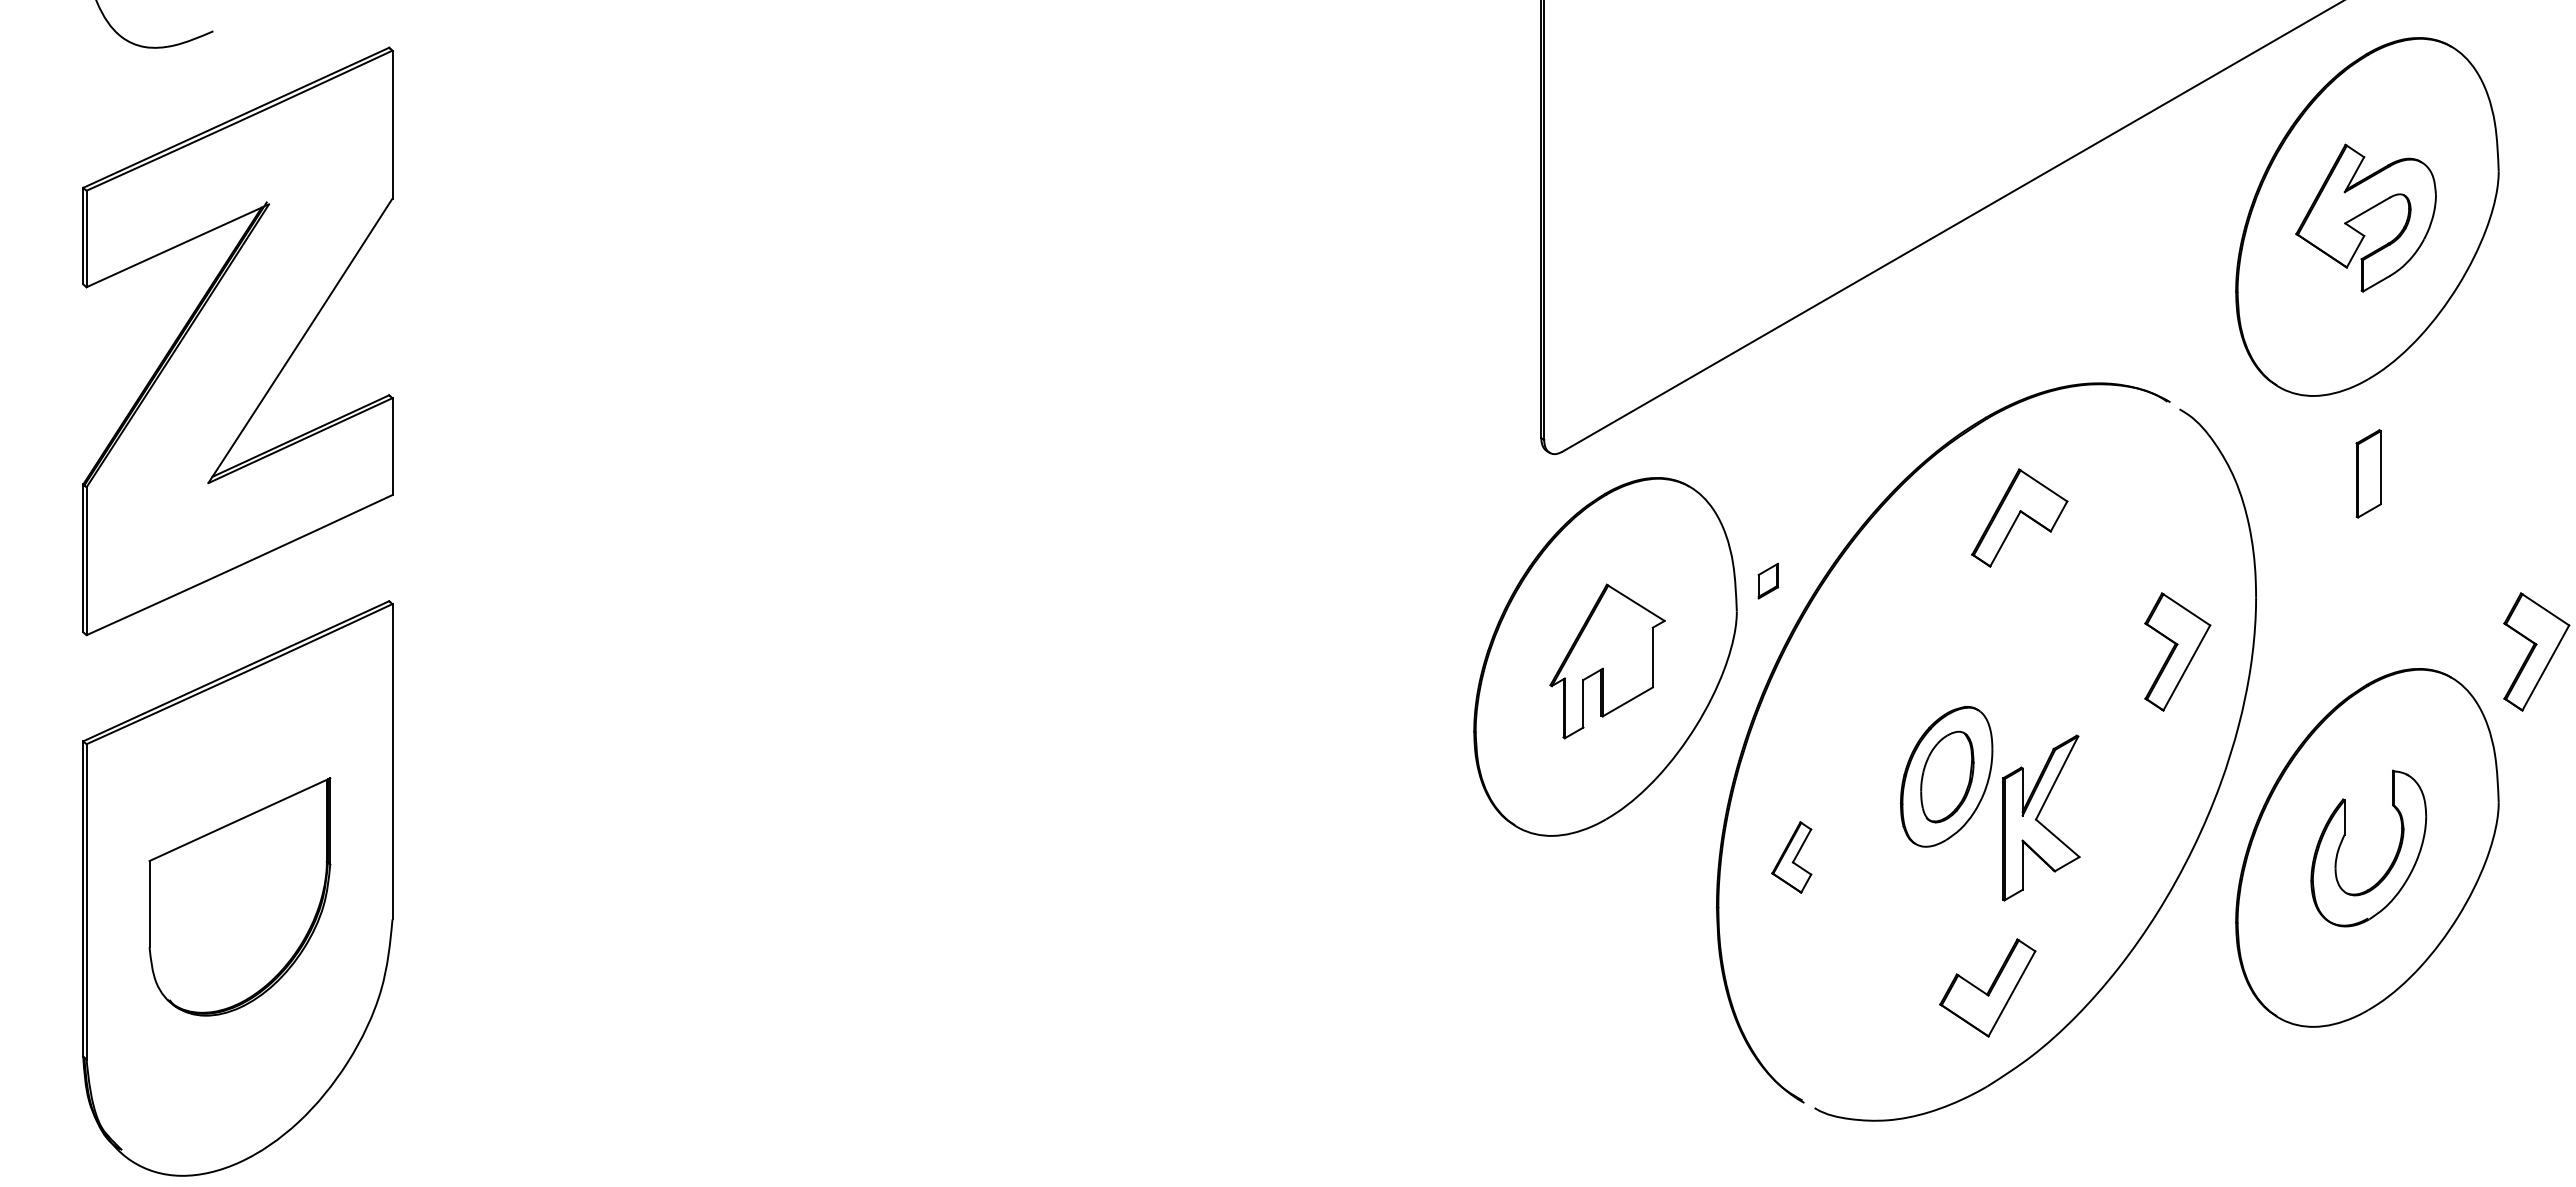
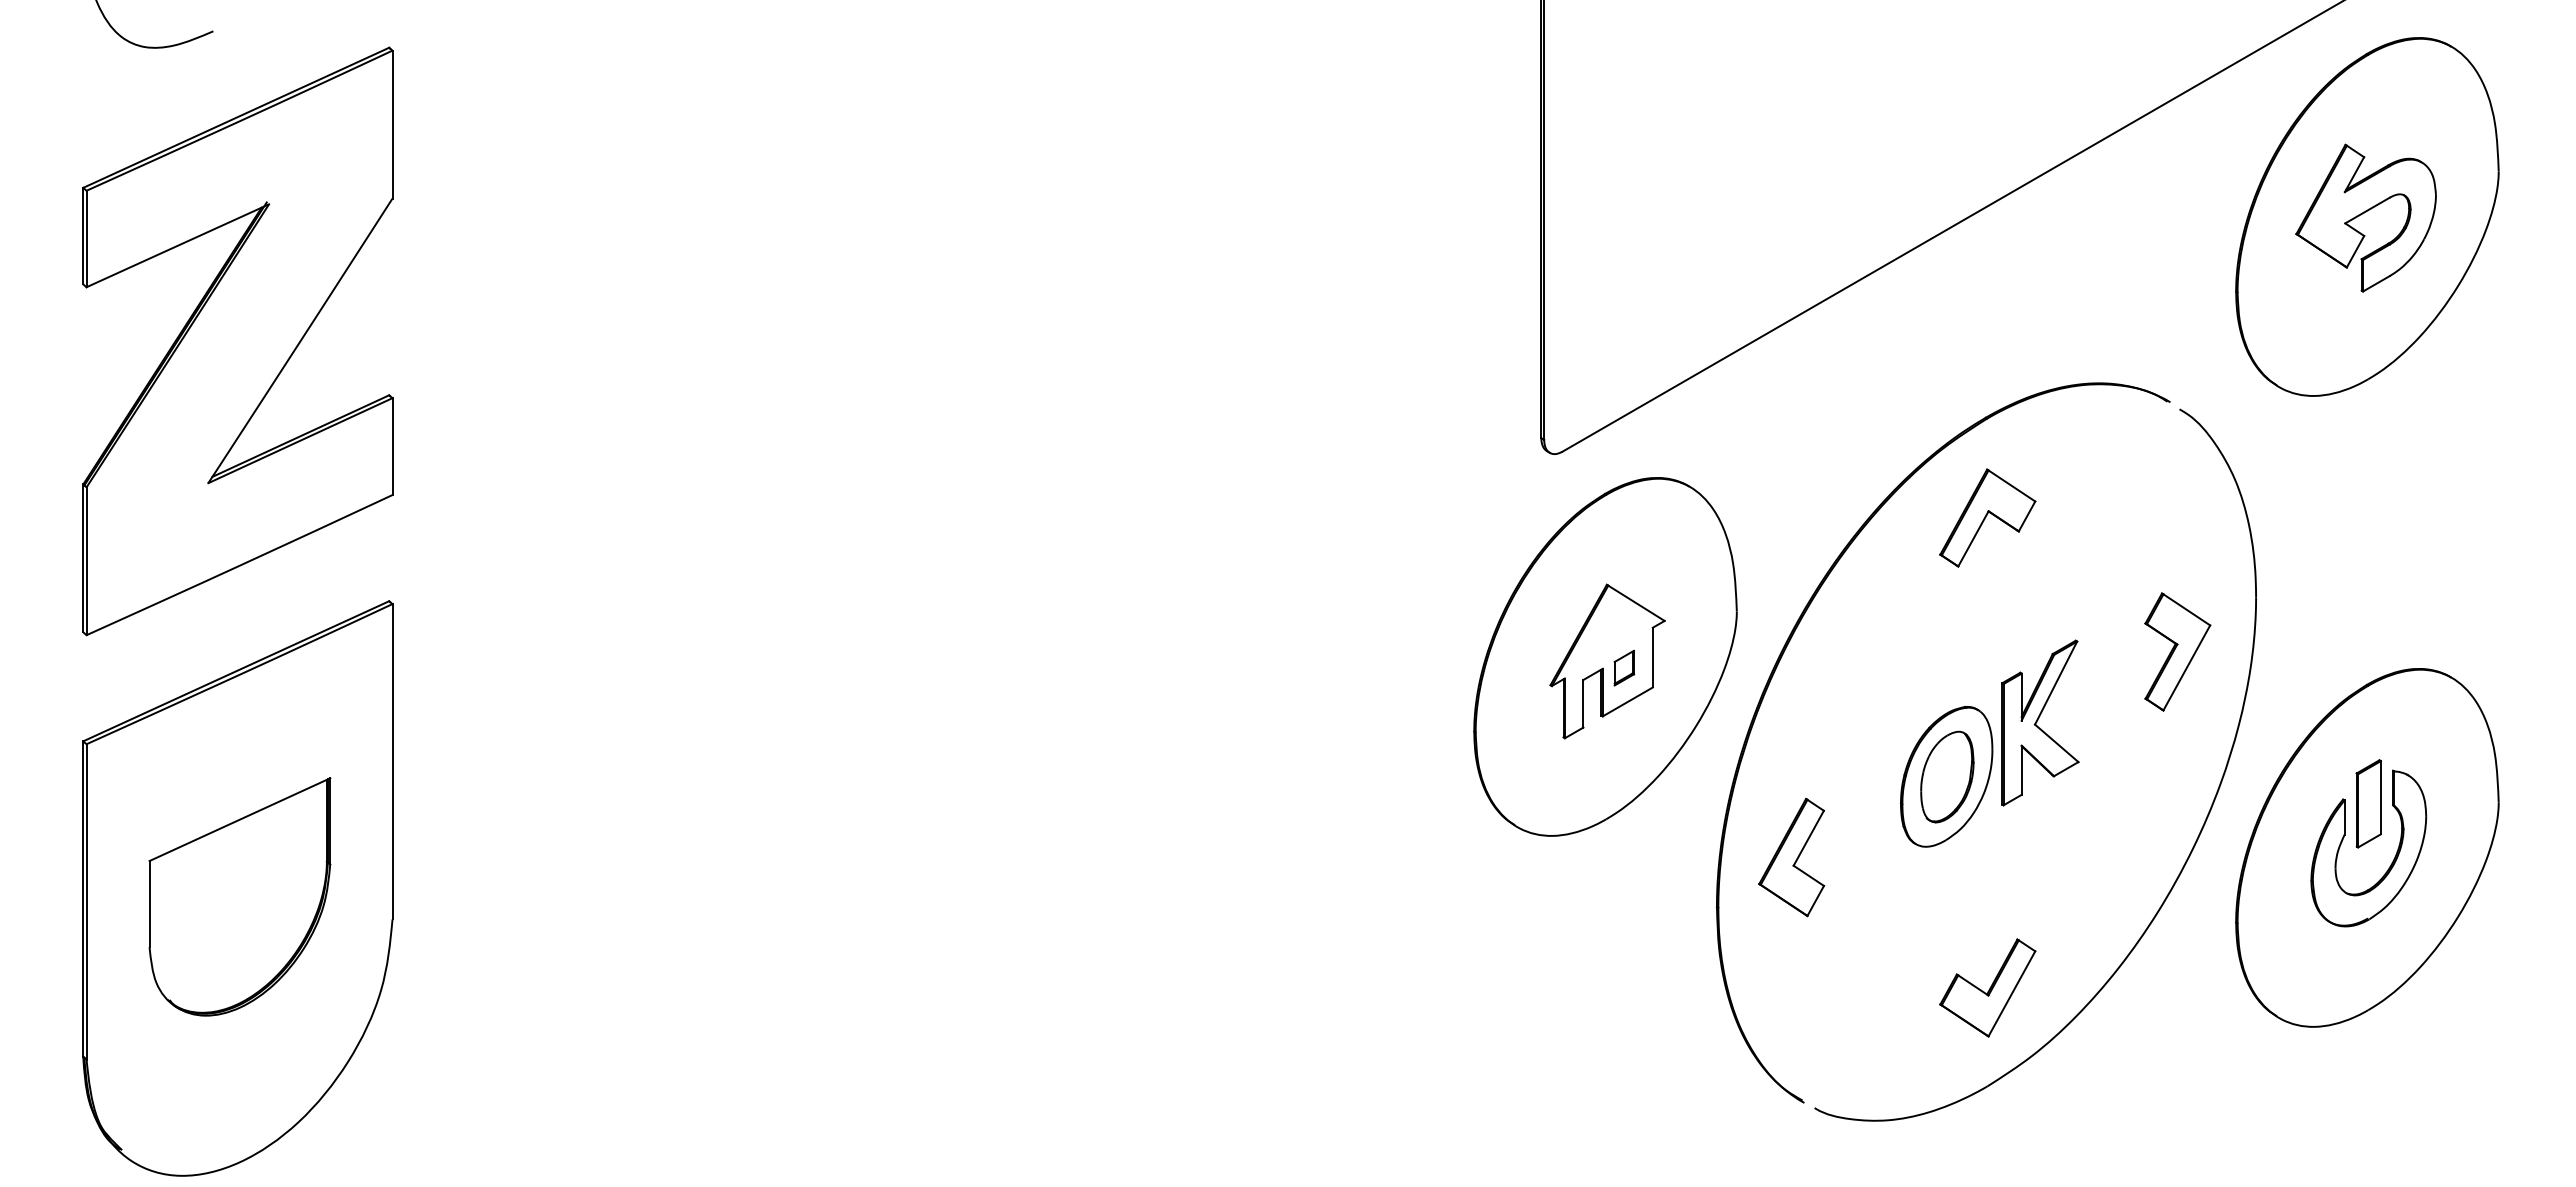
part position: (2368, 473) -> (2368, 803) (2368, 803)
part position: (2019, 517) -> (1987, 517) (1987, 517)
part position: (1767, 580) -> (1623, 667) (1623, 667)
part: present -> none (2536, 651)
part position: (2041, 817) -> (2040, 722) (2040, 722)
part size: 42x73 px -> 68x121 px (1791, 857)
